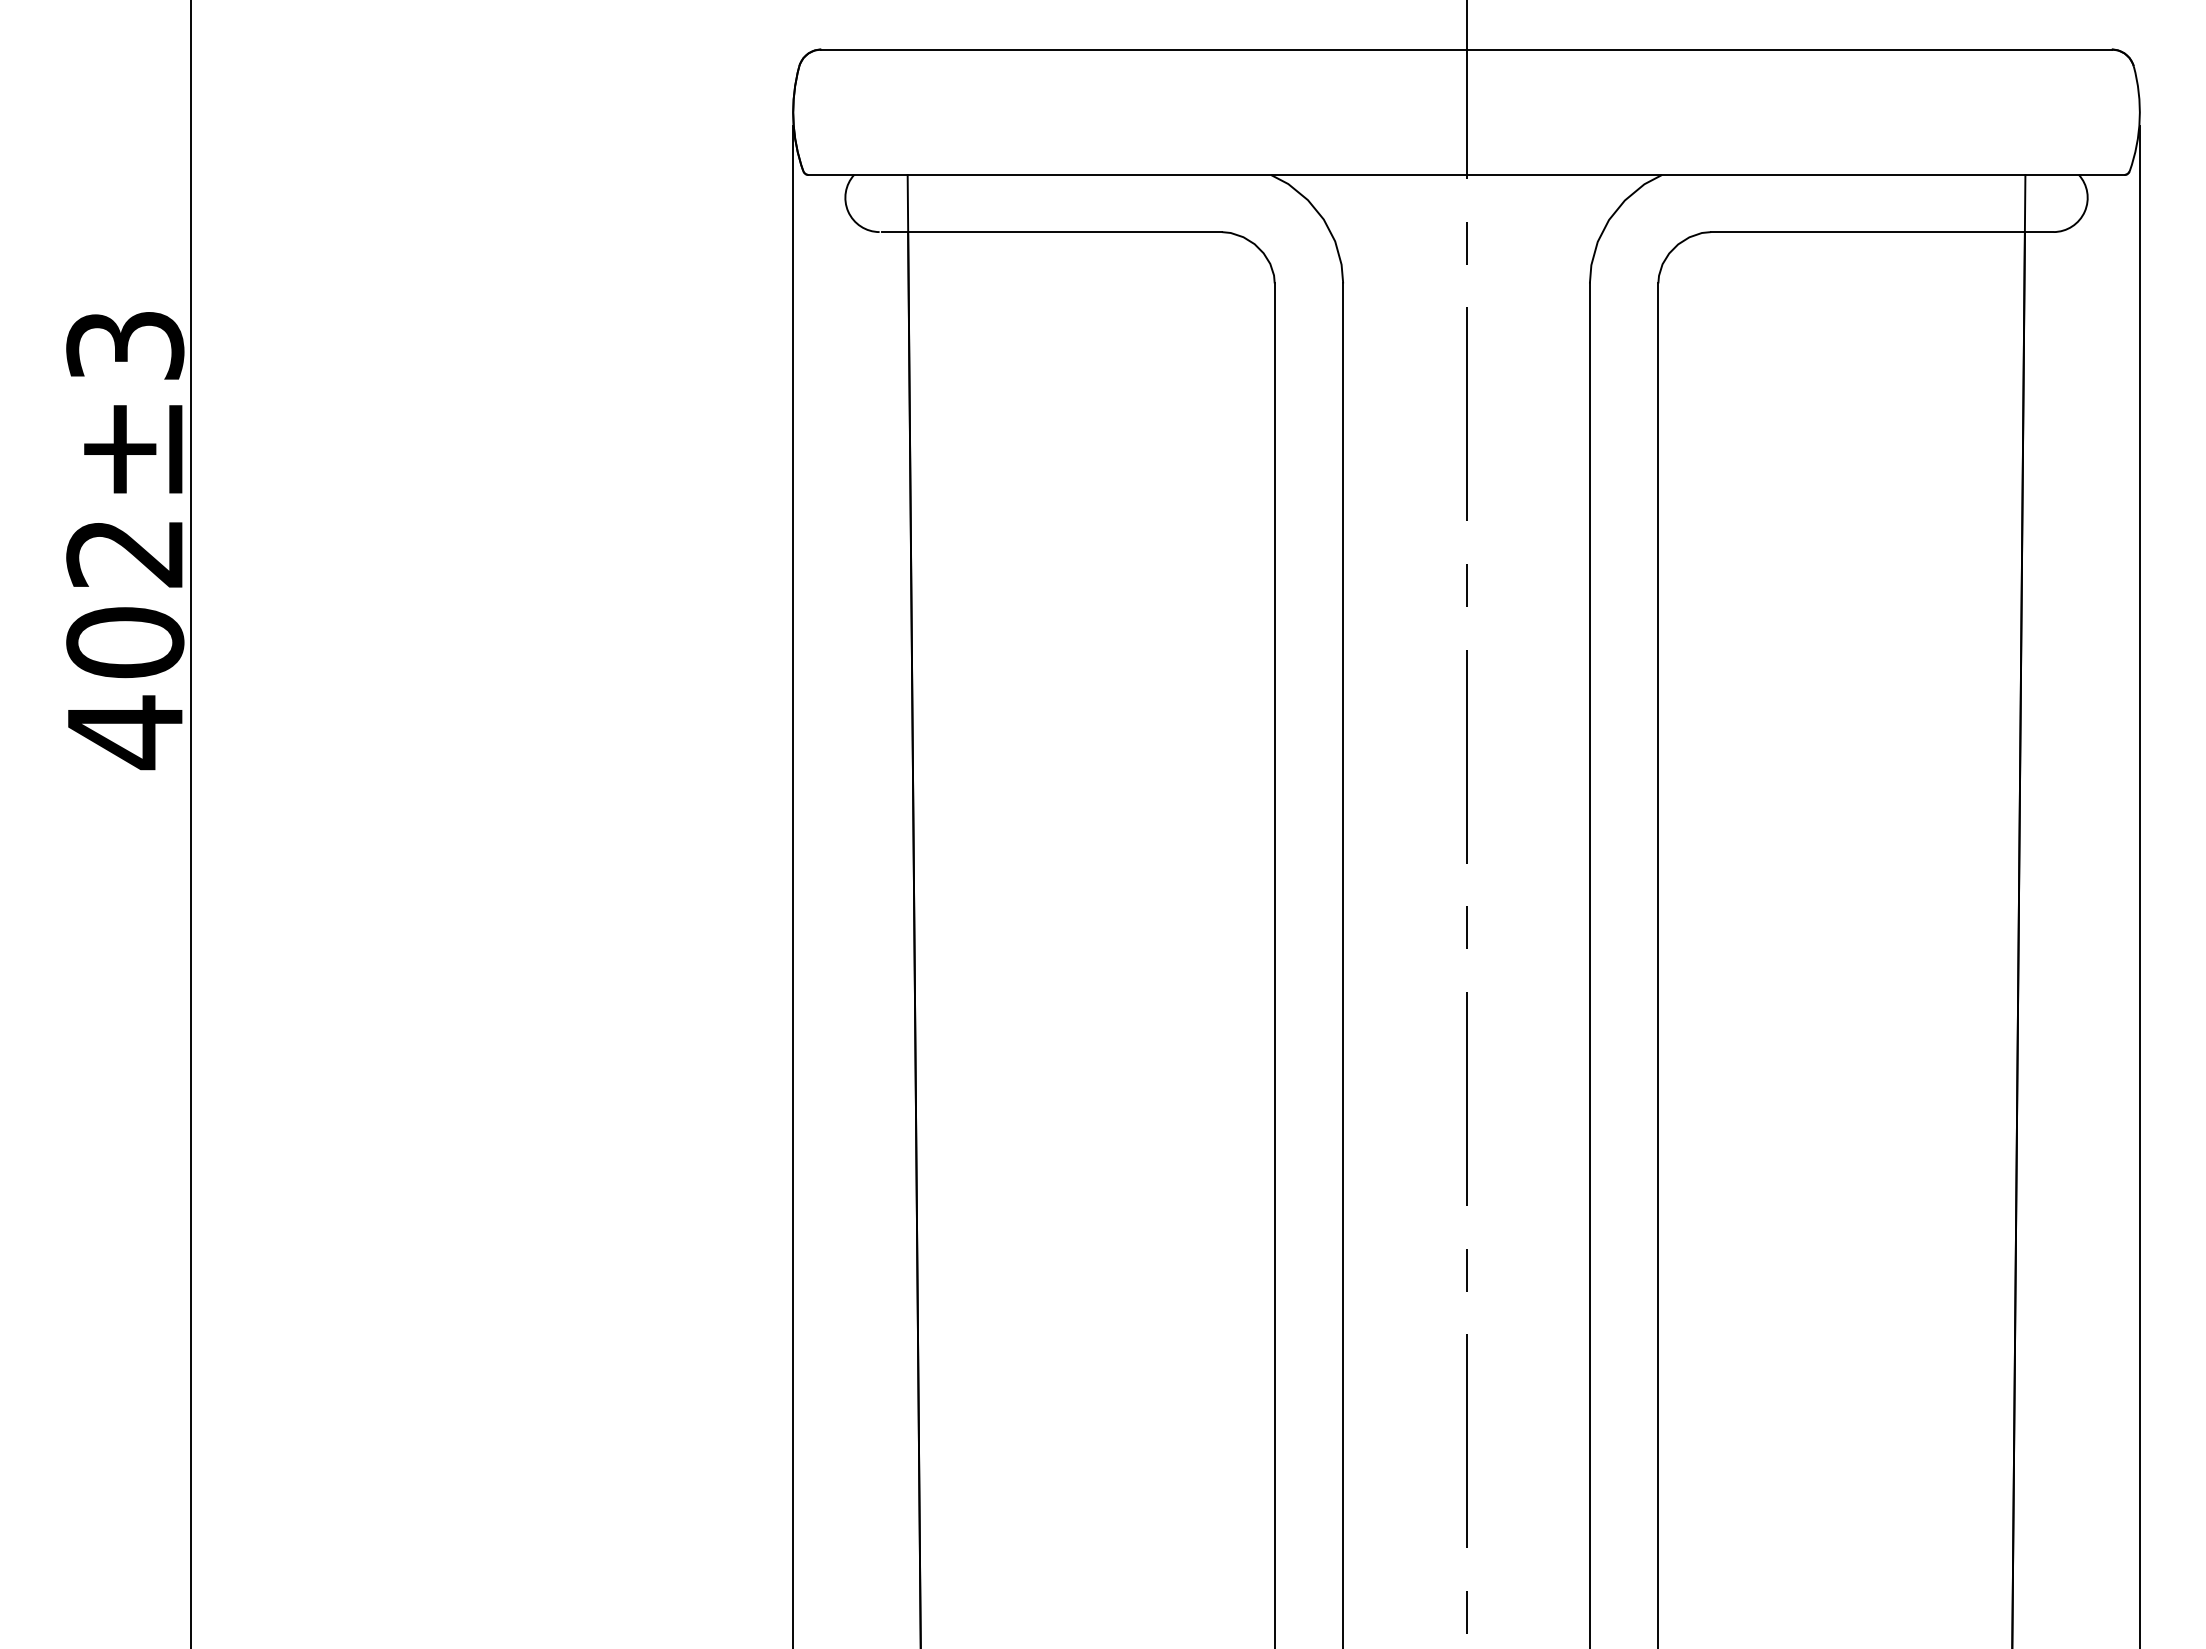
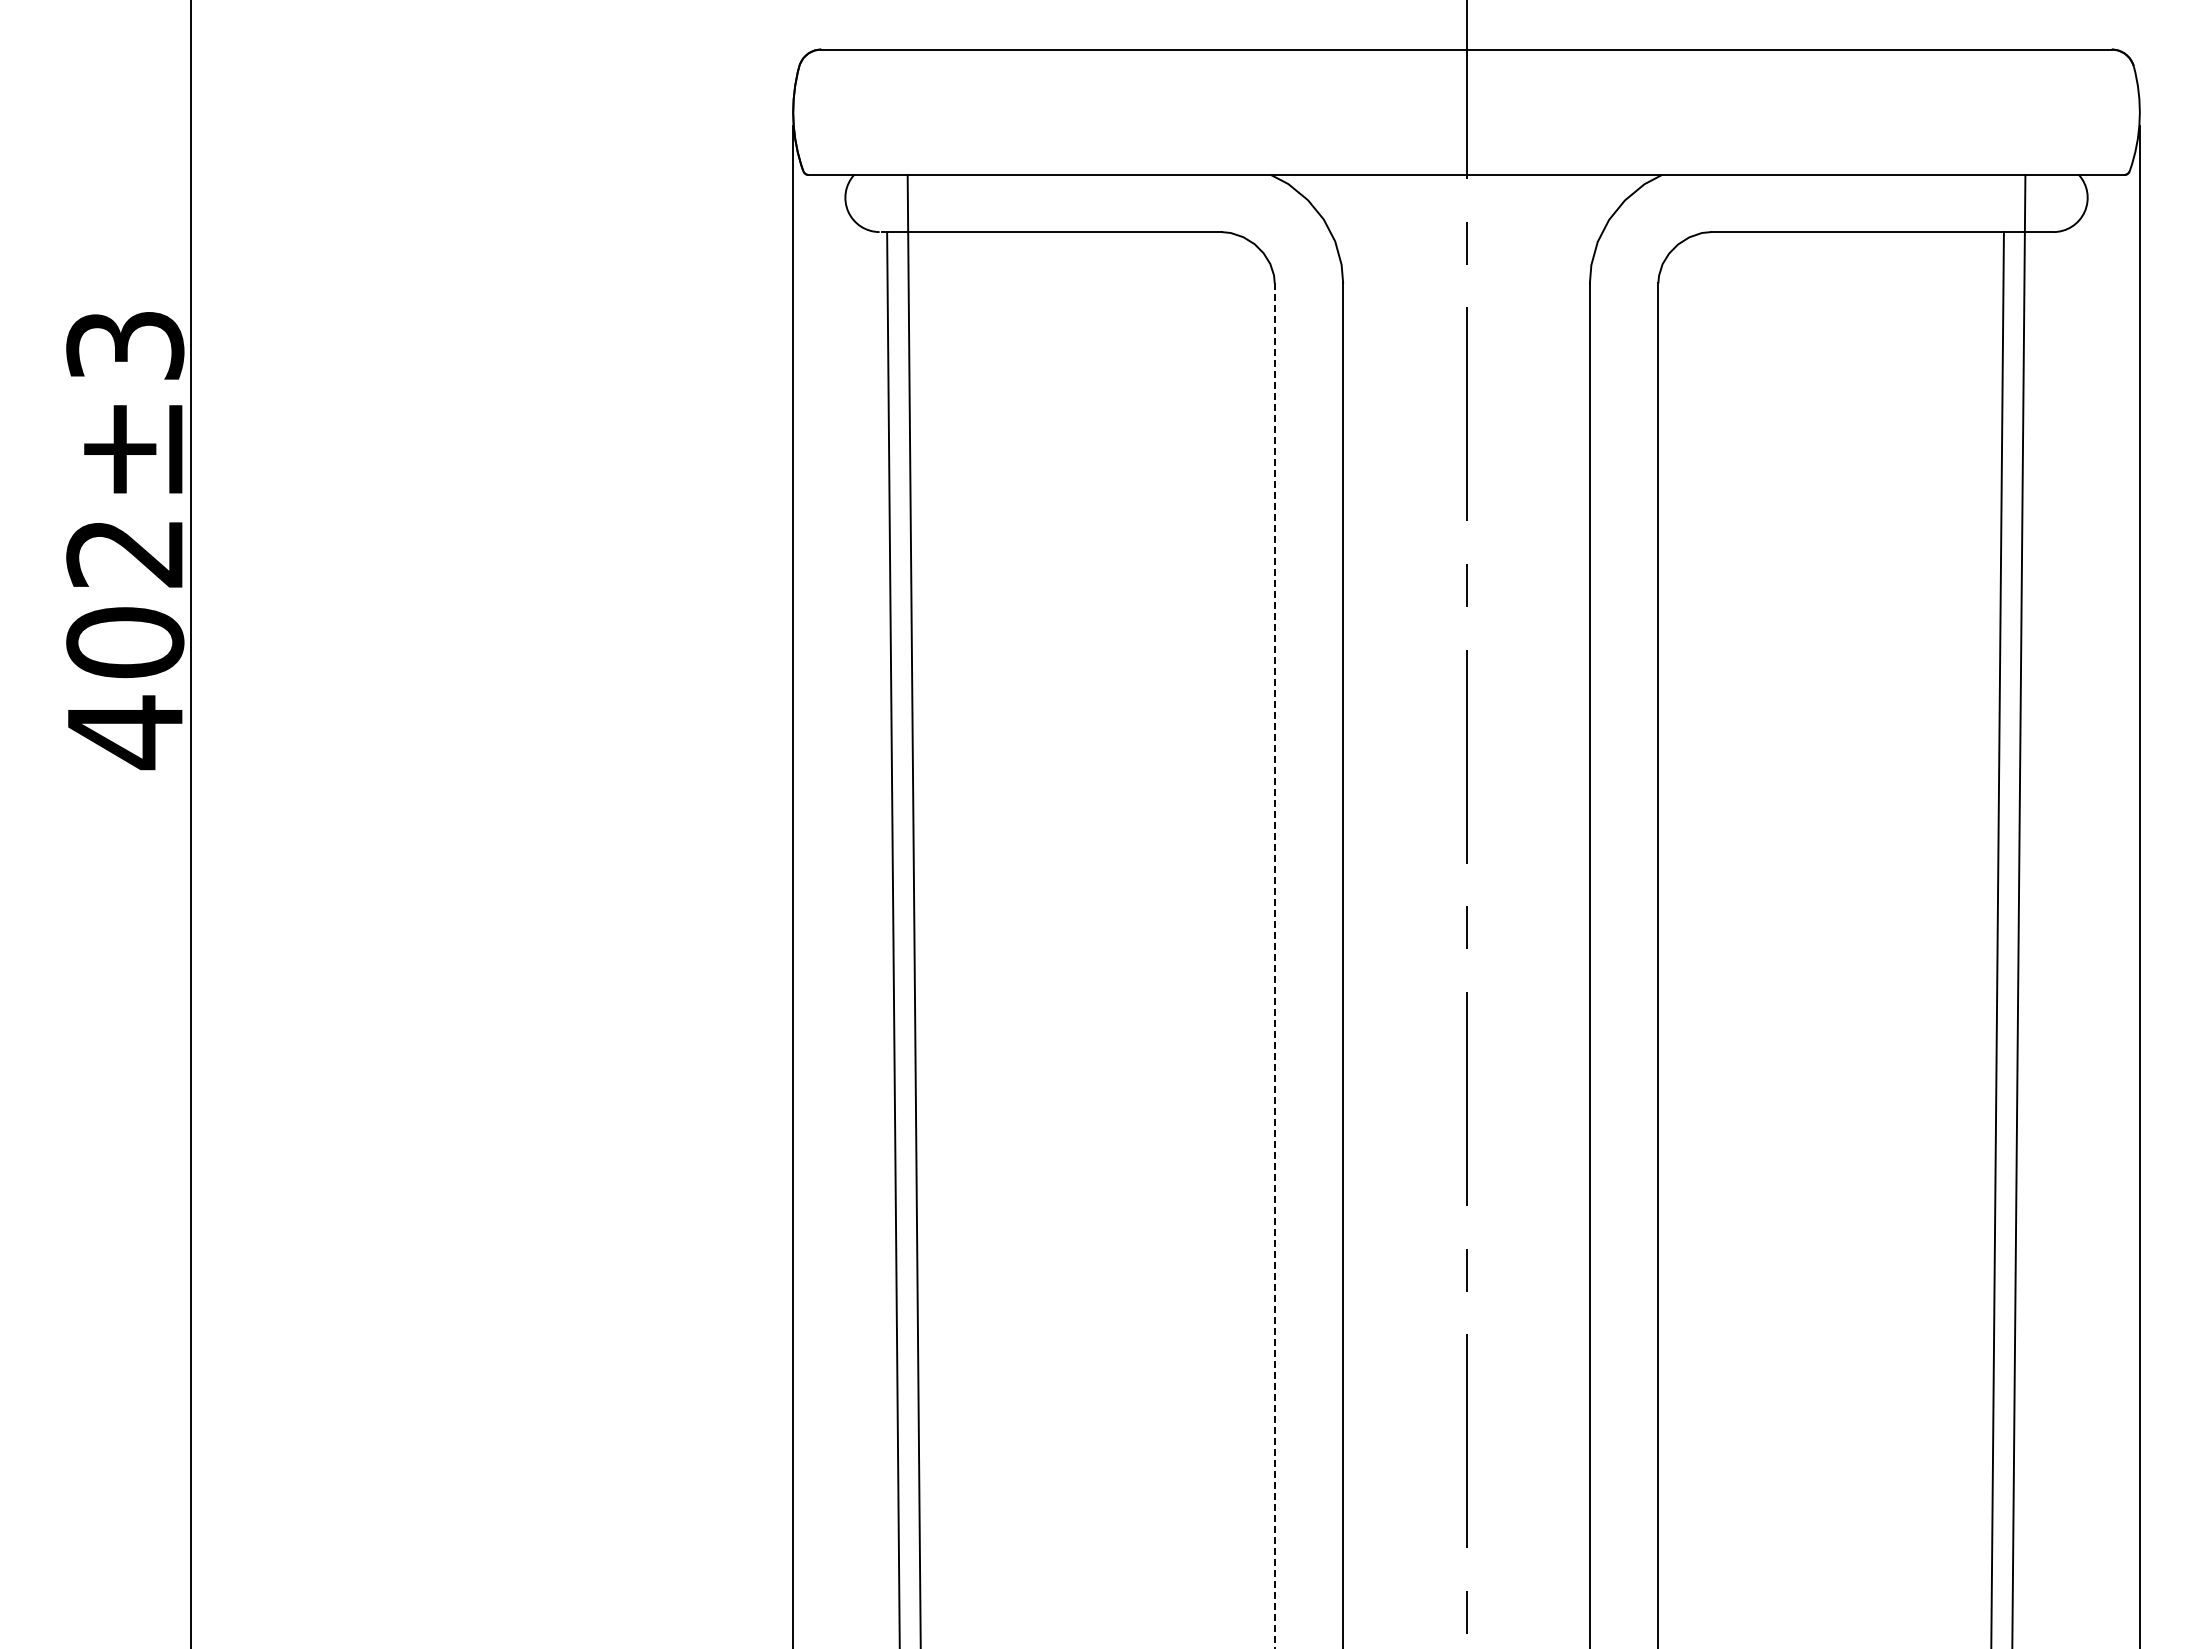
line position: (914, 938) -> (893, 938) (893, 938)
line position: (2018, 938) -> (1997, 938) (1997, 938)
line: solid -> dashed (1274, 966)
